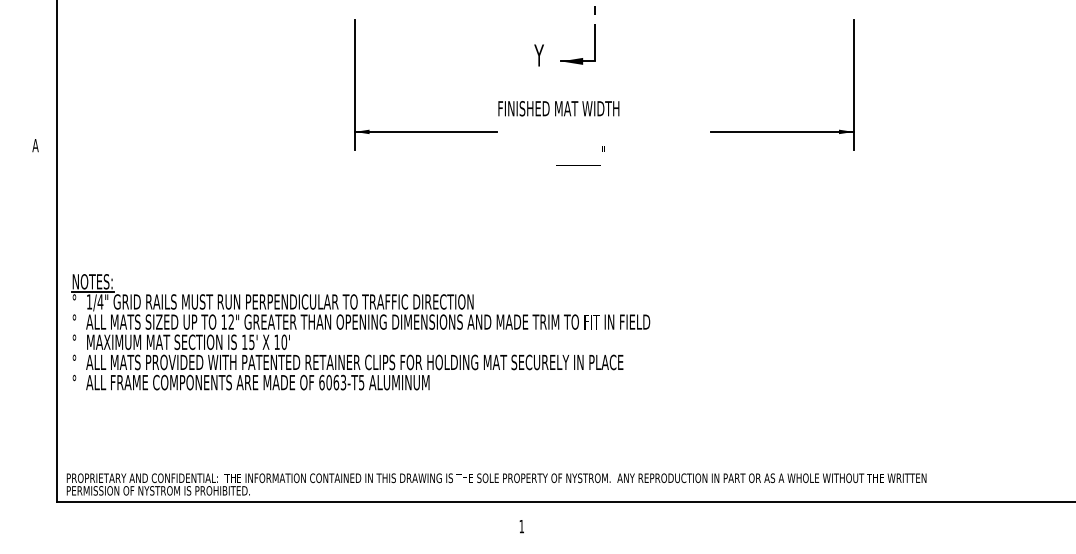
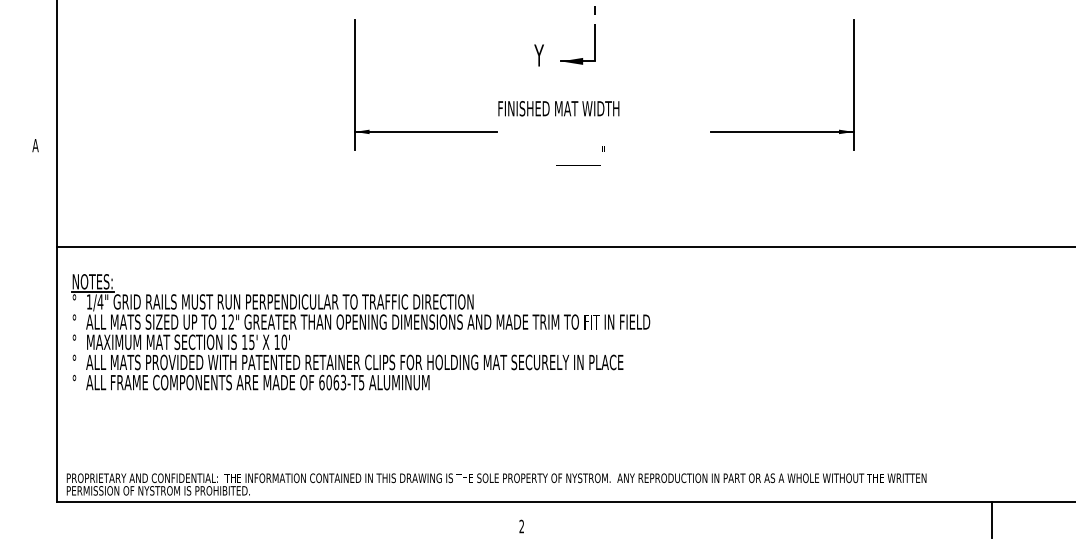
line: none -> present (564, 247)
line: none -> present (991, 519)
text: 1 -> 2 (521, 526)
